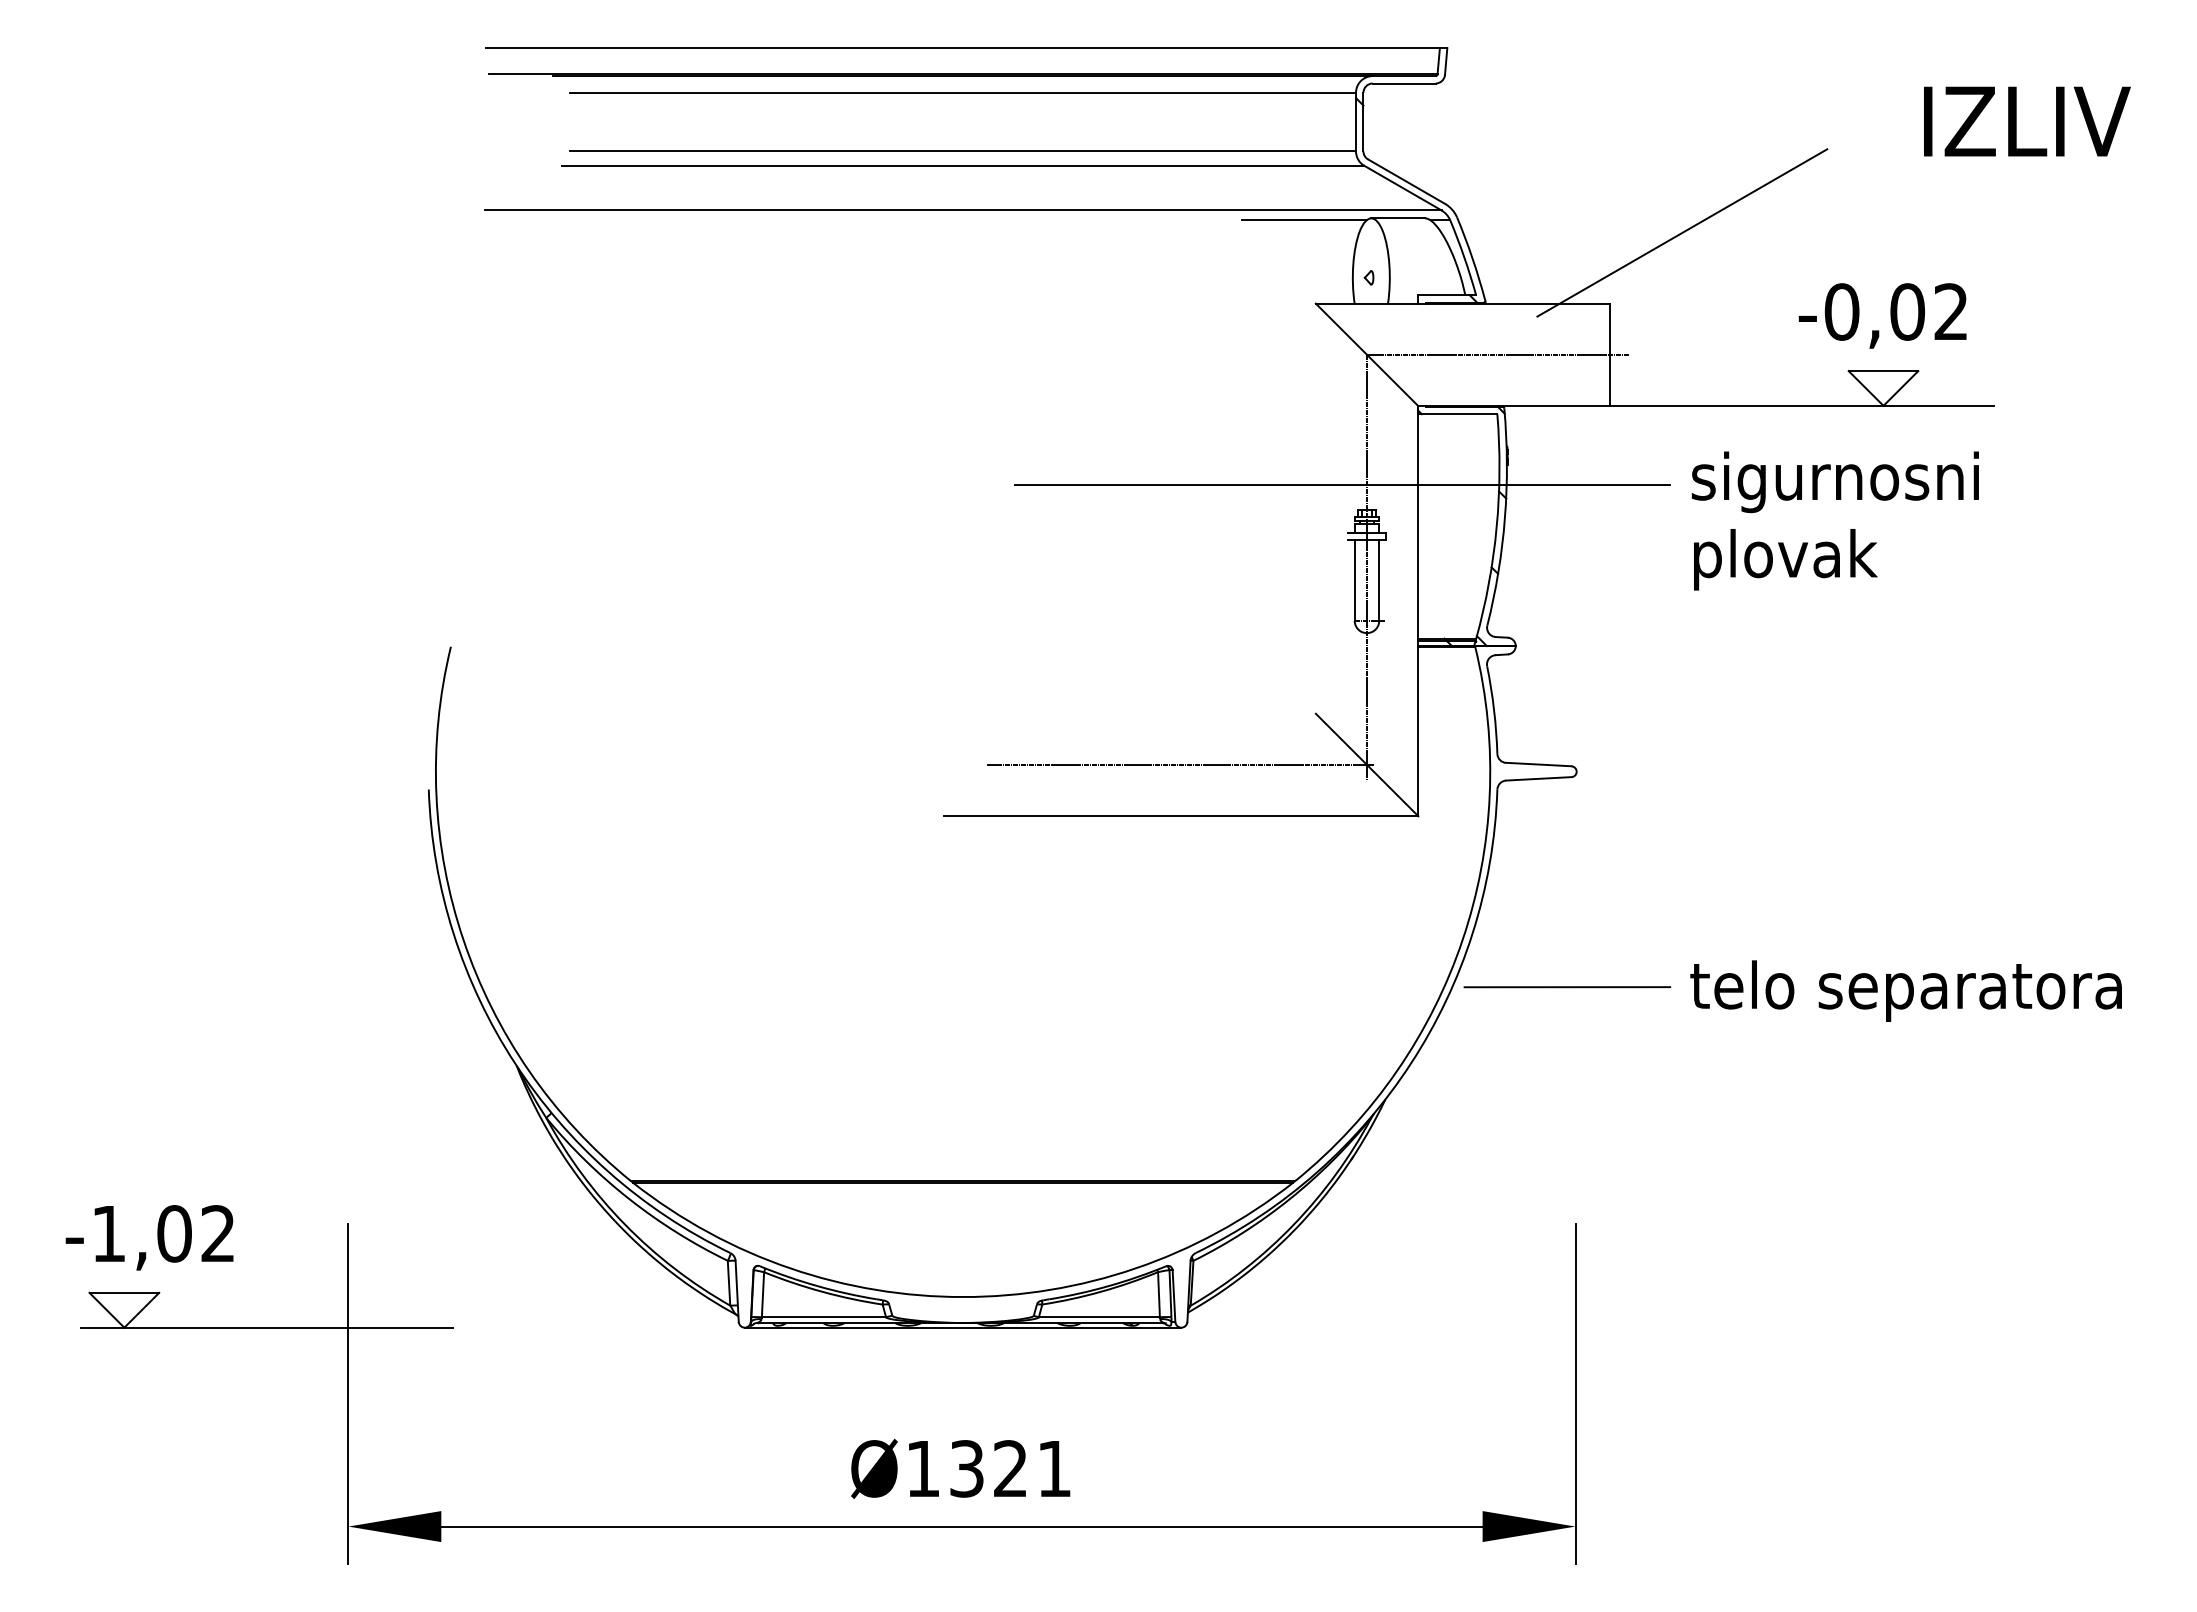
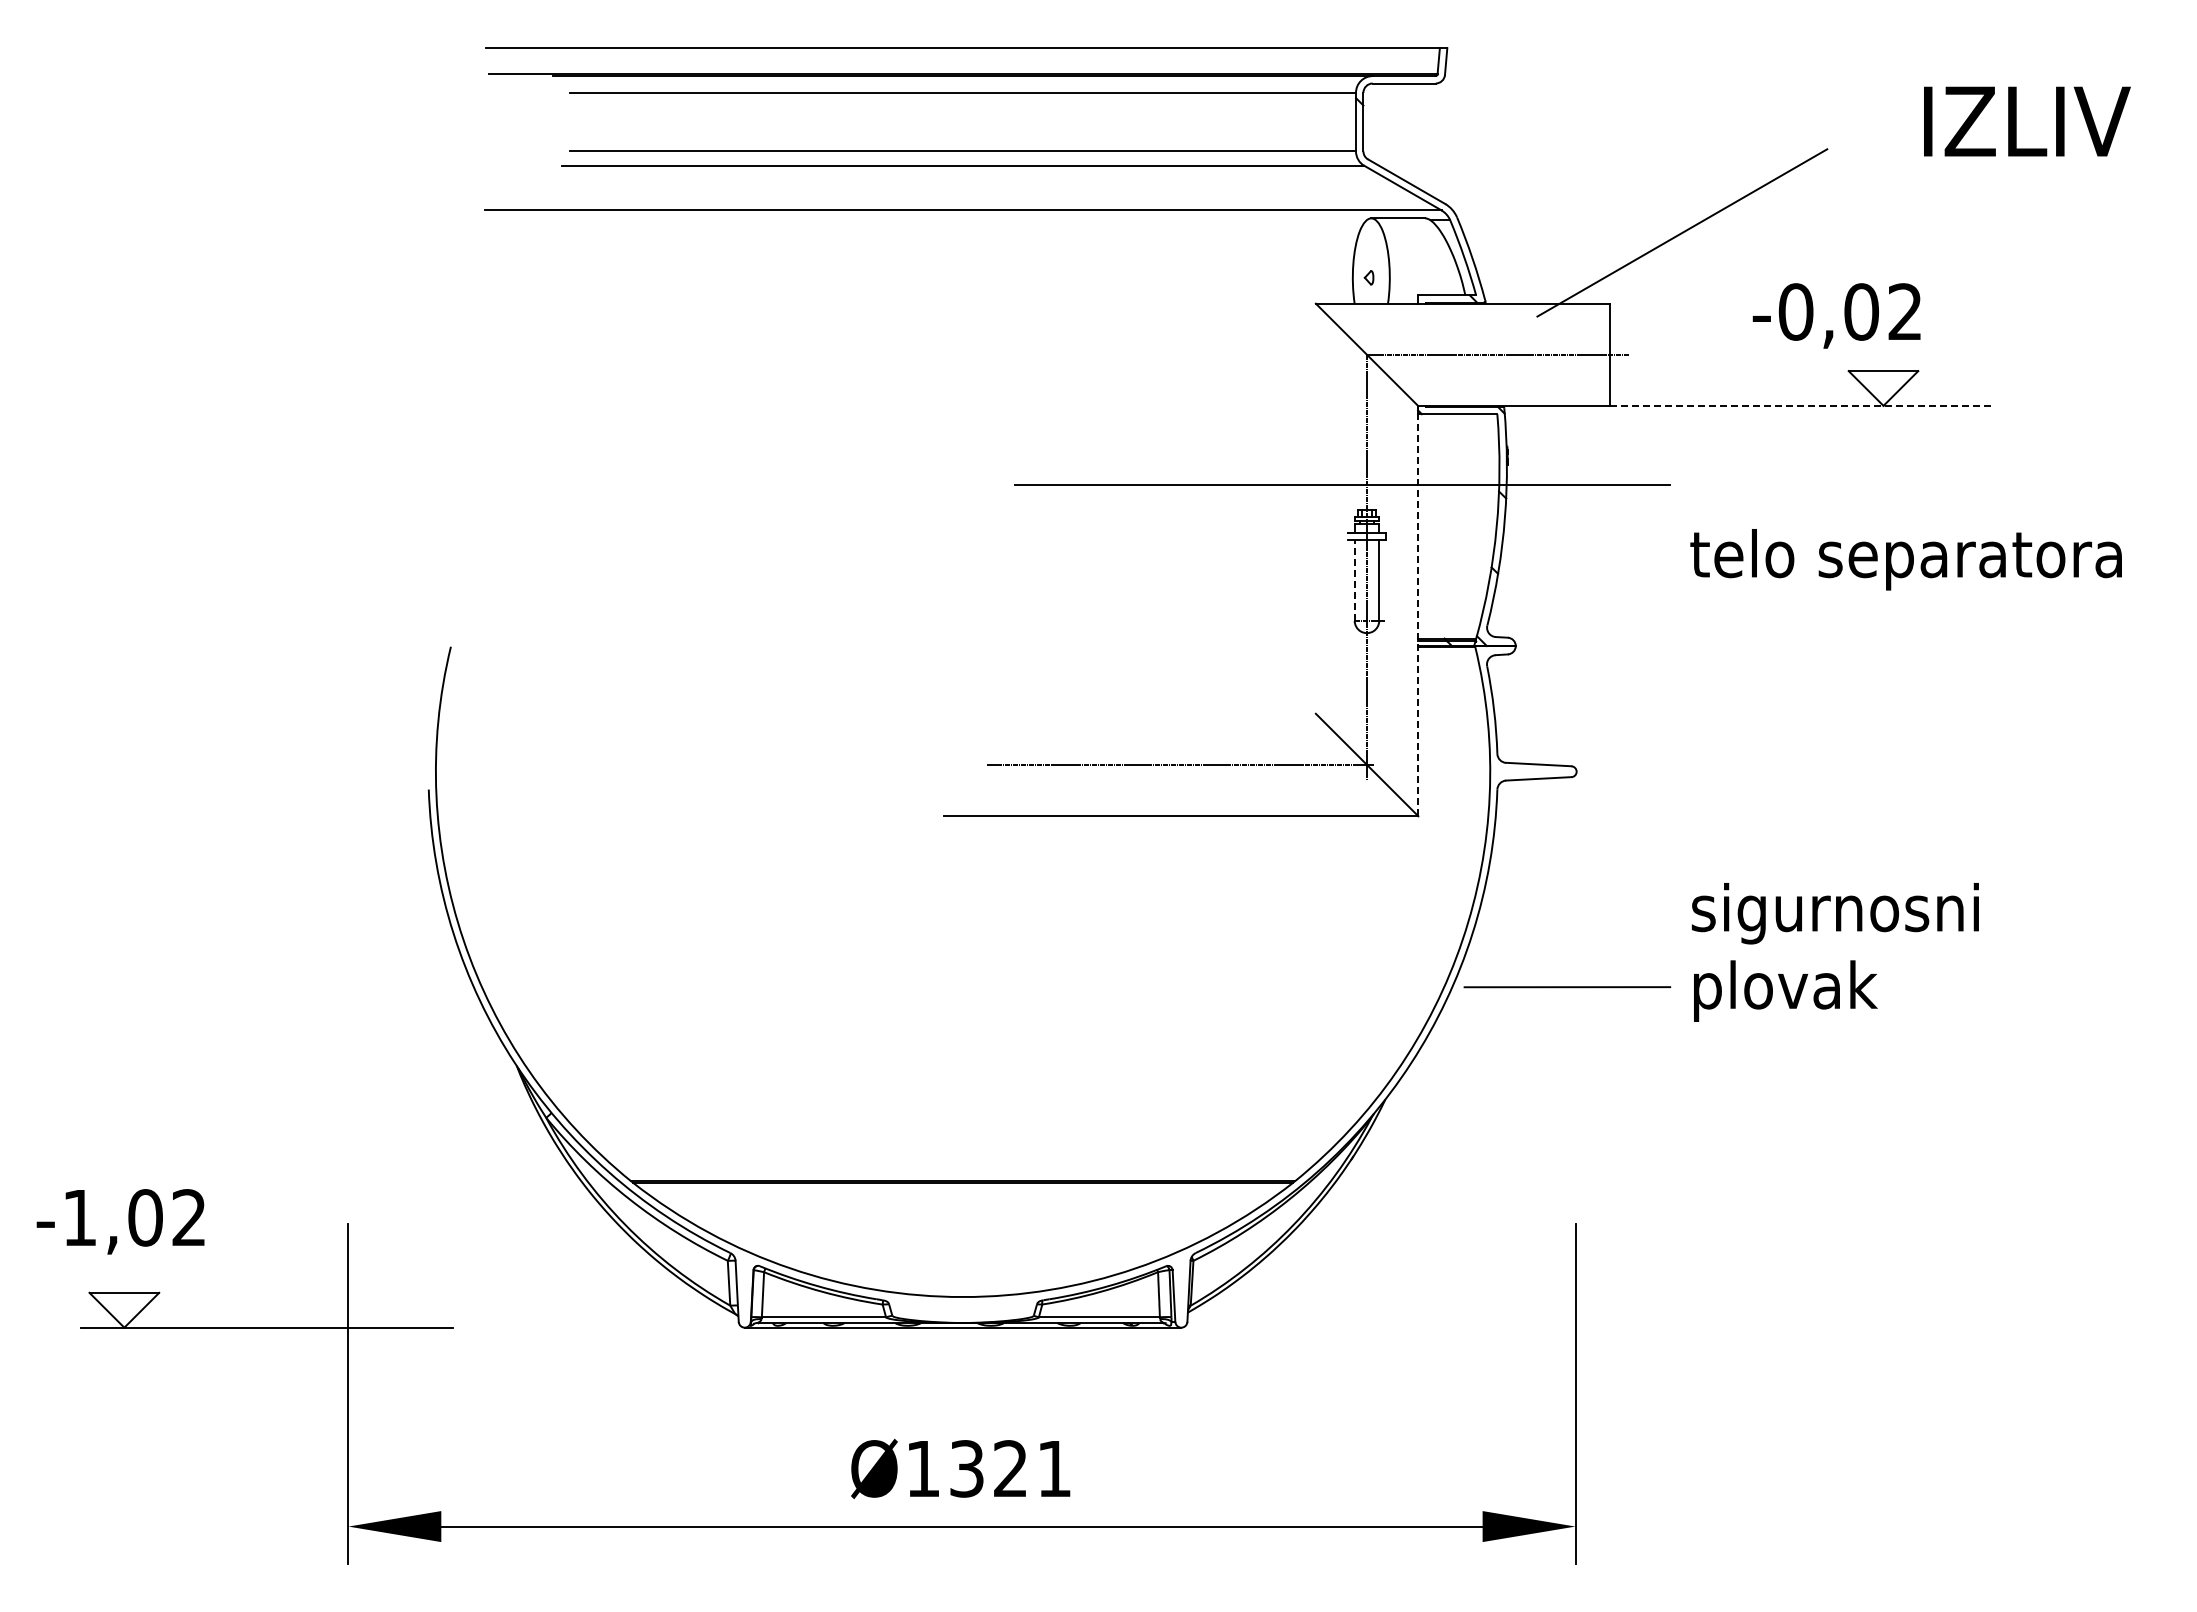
line: present -> none (1303, 220)
text position: (1882, 315) -> (1836, 315) (1836, 315)
line: solid -> dashed (1801, 405)
text: sigurnosni plovak -> telo separatora (1905, 520)
line: solid -> dashed (1354, 580)
line: solid -> dashed (1418, 610)
text: telo separatora -> sigurnosni plovak (1905, 952)
text position: (149, 1237) -> (120, 1221) (120, 1221)
